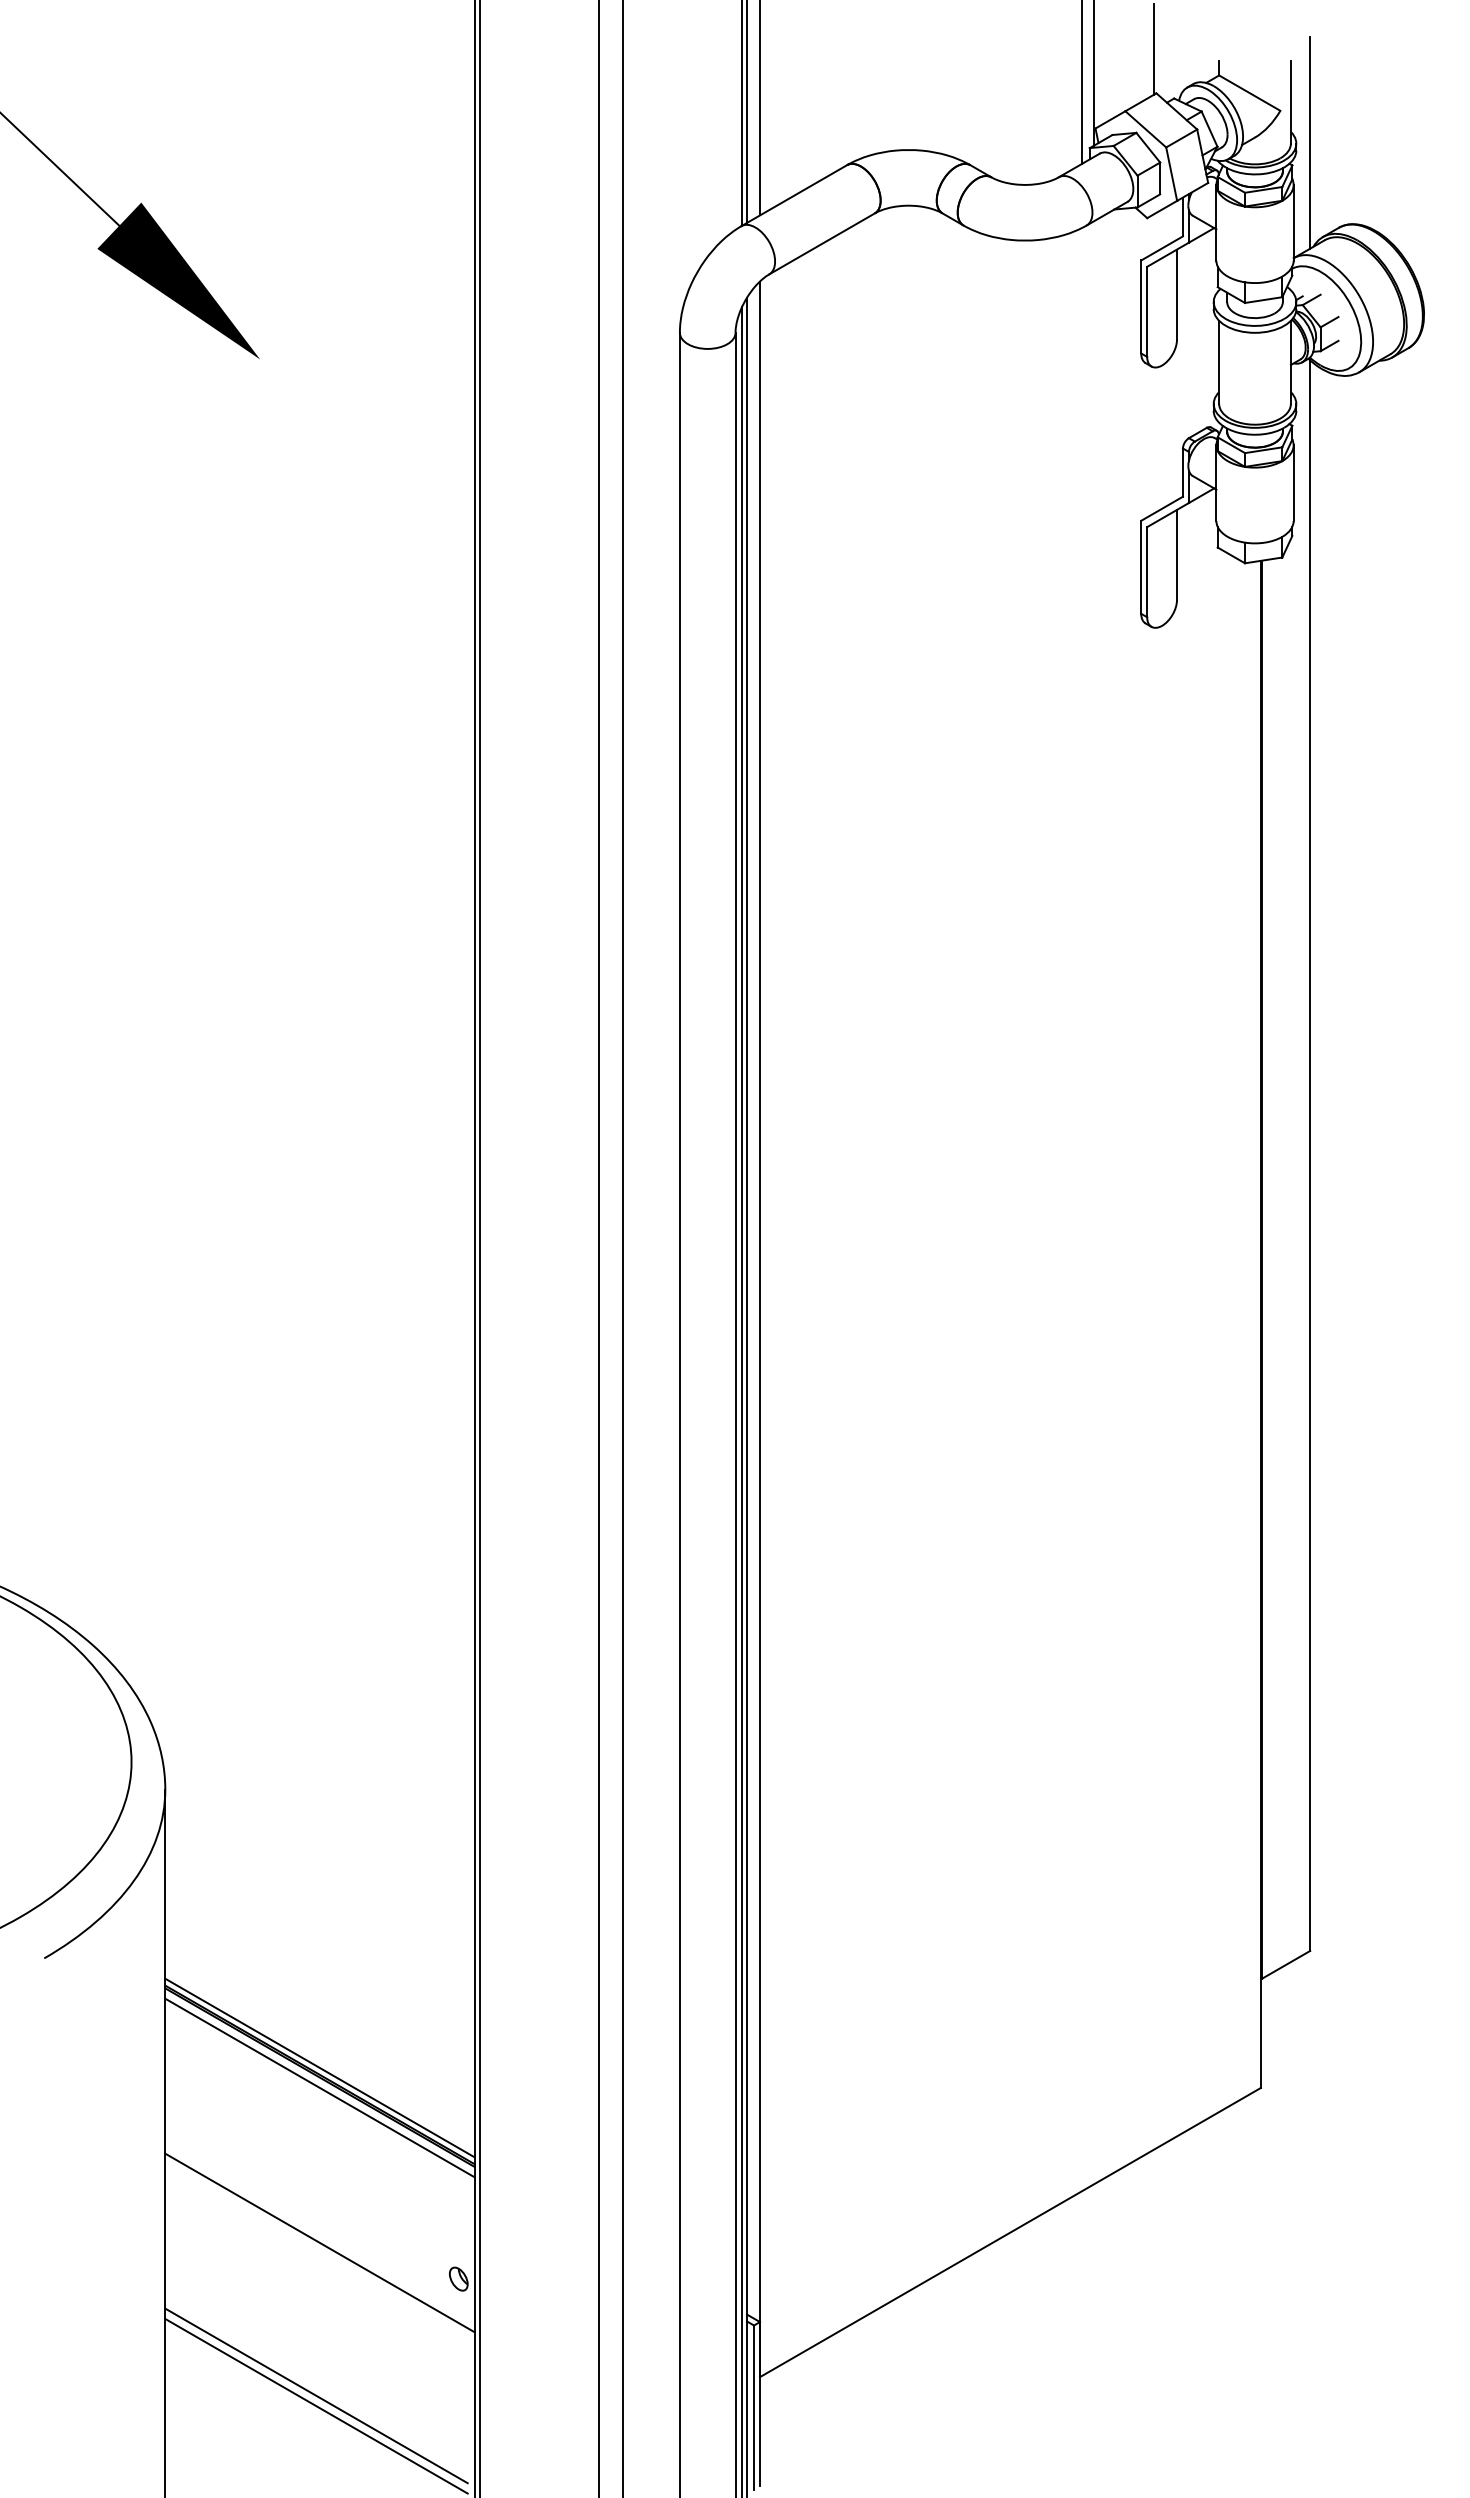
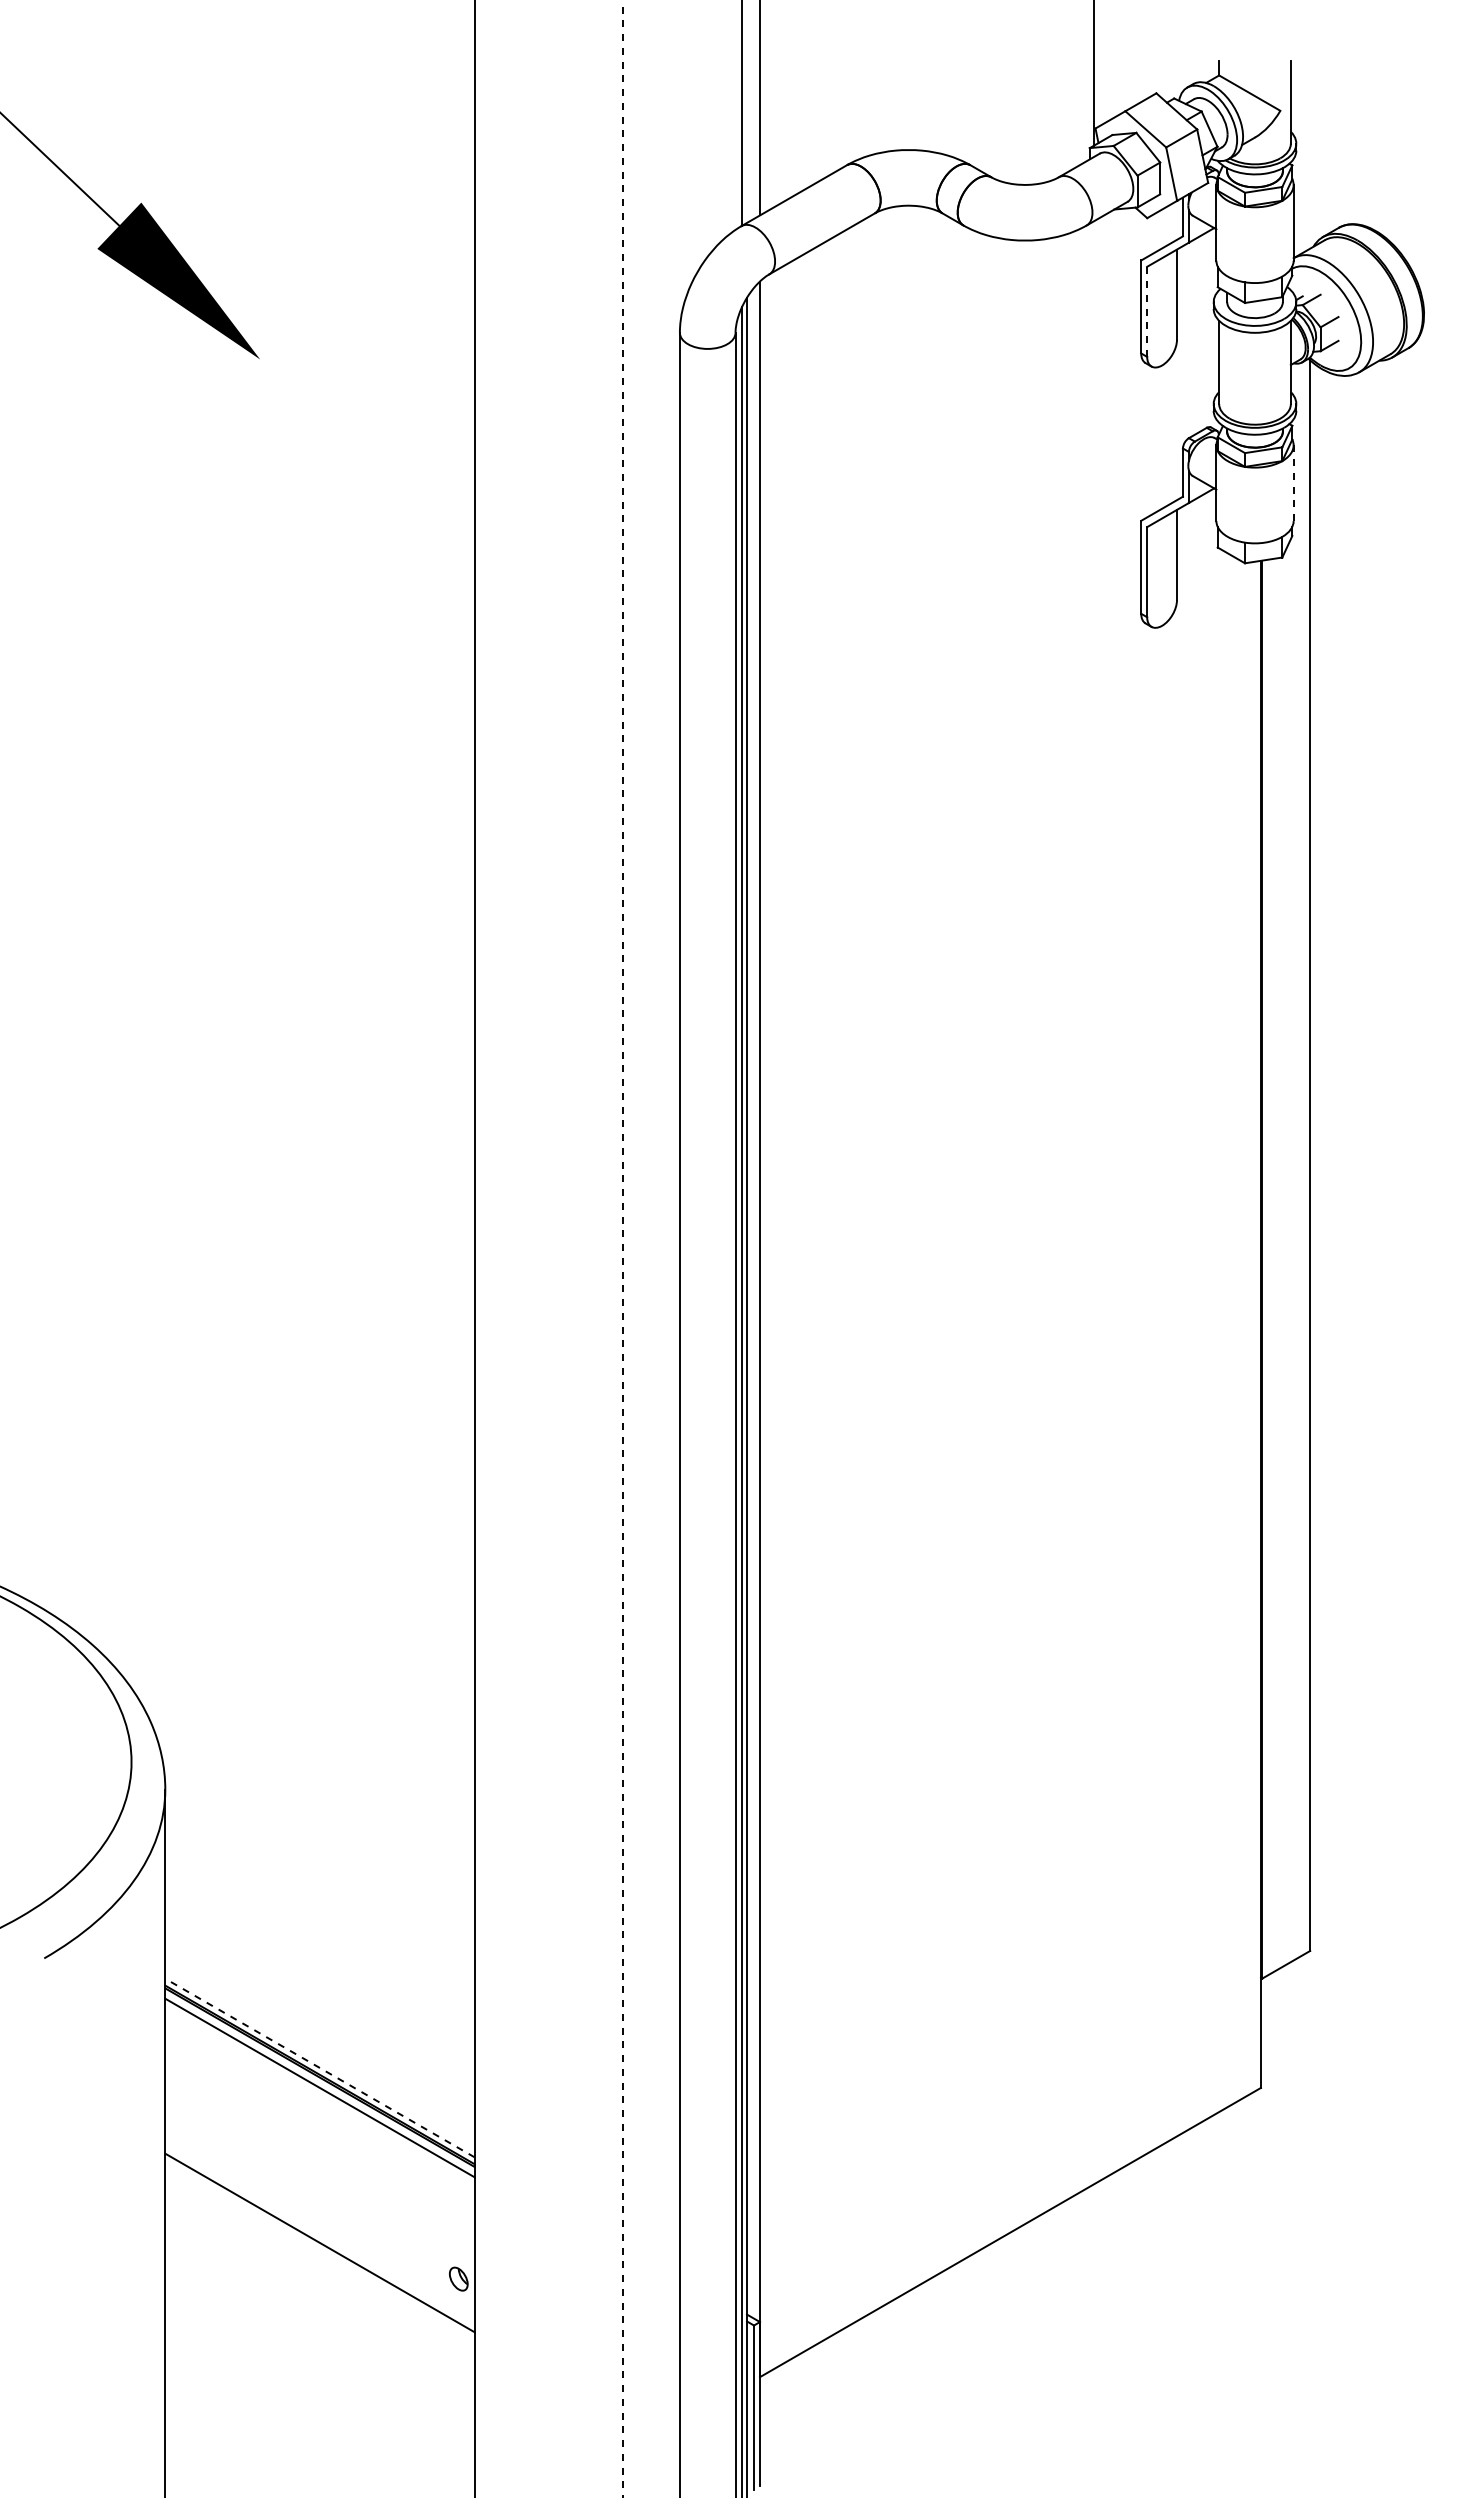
line: present -> none (1153, 49)
line: present -> none (1082, 82)
line: present -> none (747, 112)
line: present -> none (1310, 142)
line: solid -> dashed (1147, 311)
line: solid -> dashed (1293, 483)
line: present -> none (479, 1248)
line: present -> none (598, 1248)
line: solid -> dashed (622, 1249)
line: solid -> dashed (320, 2068)
line: present -> none (316, 2395)
line: present -> none (316, 2405)
